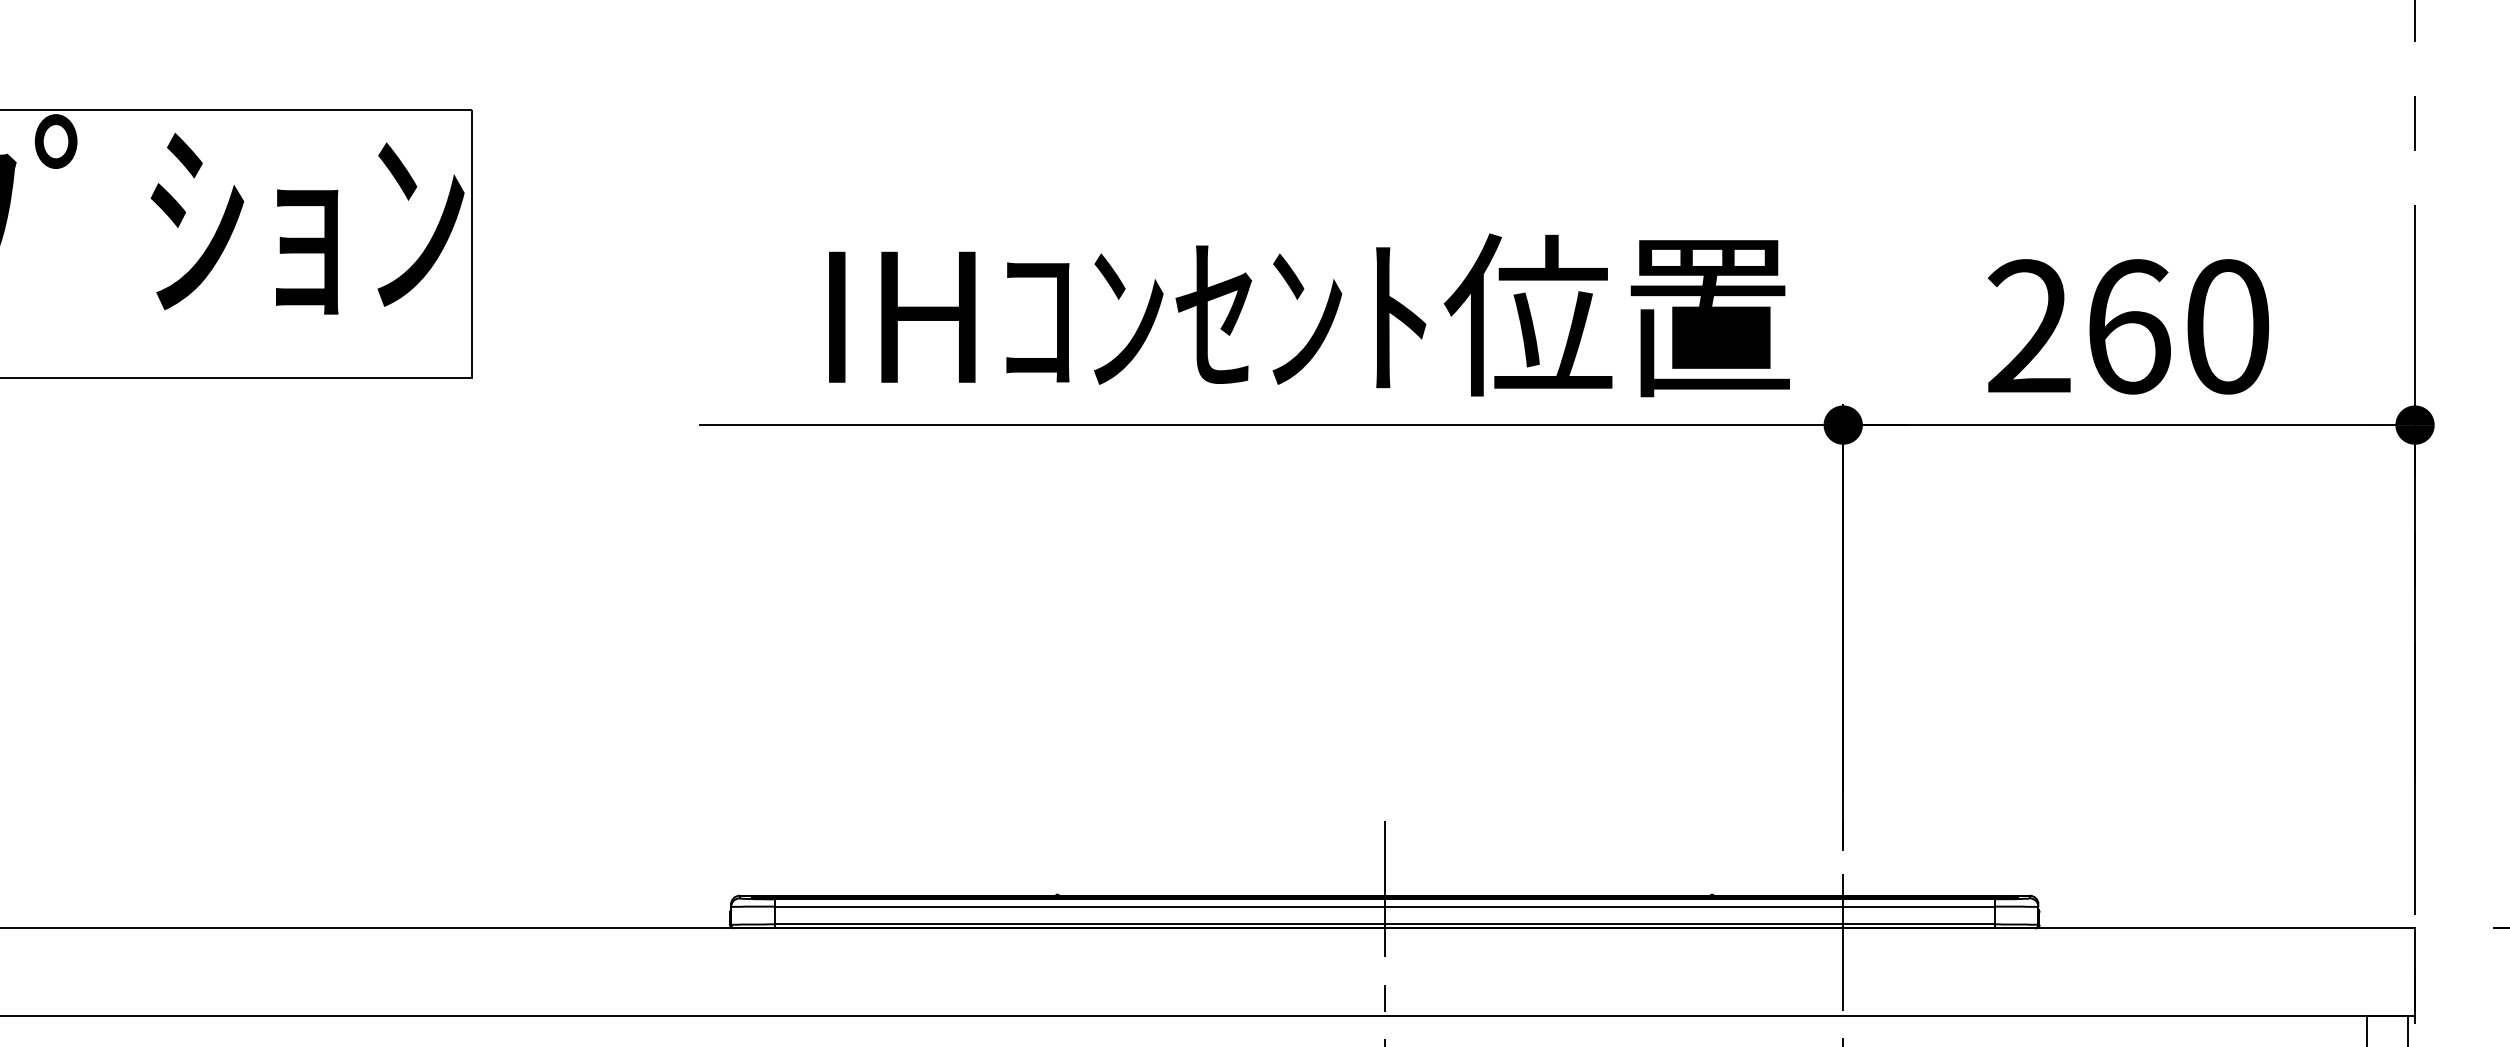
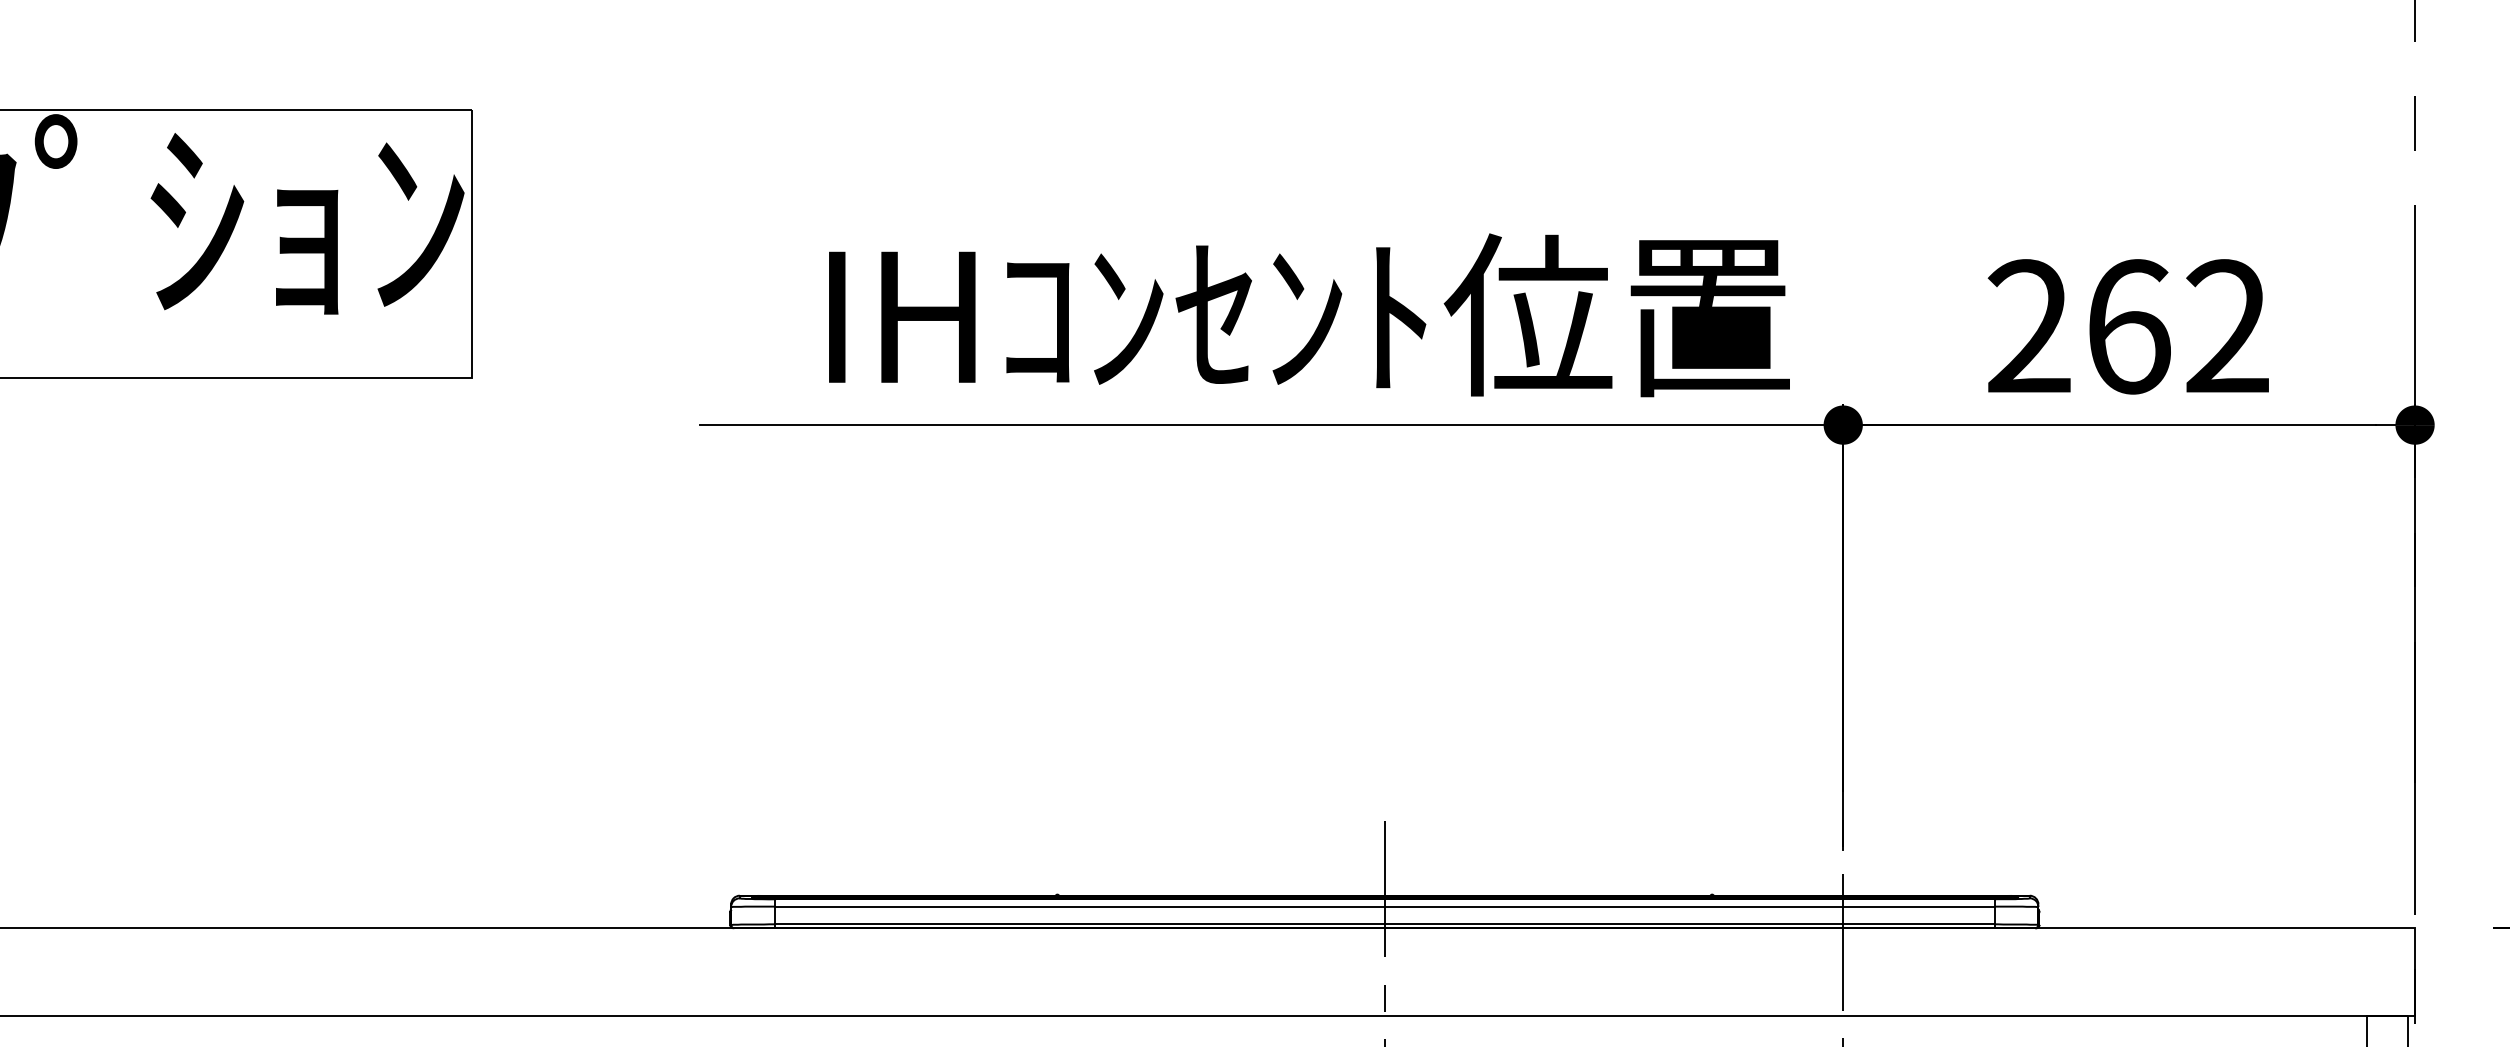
text: 260 -> 262 (2227, 326)
